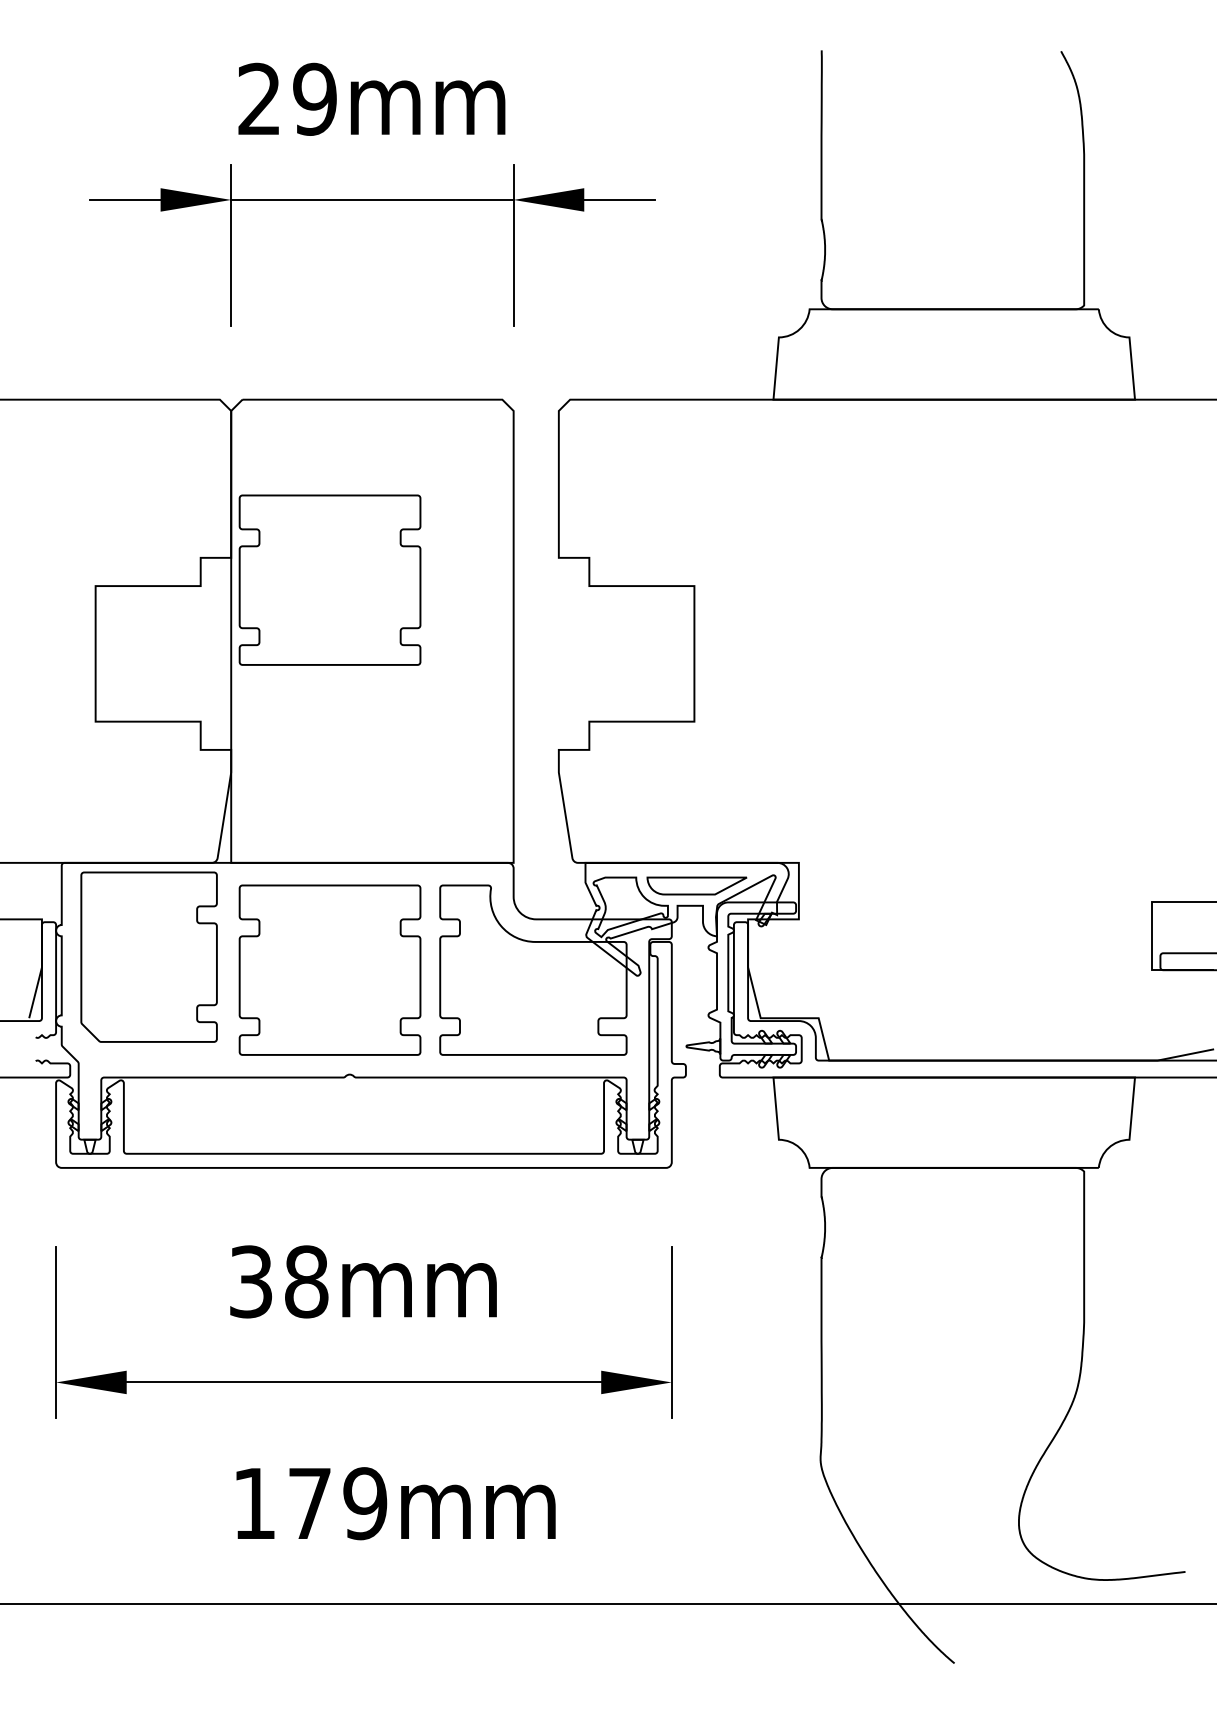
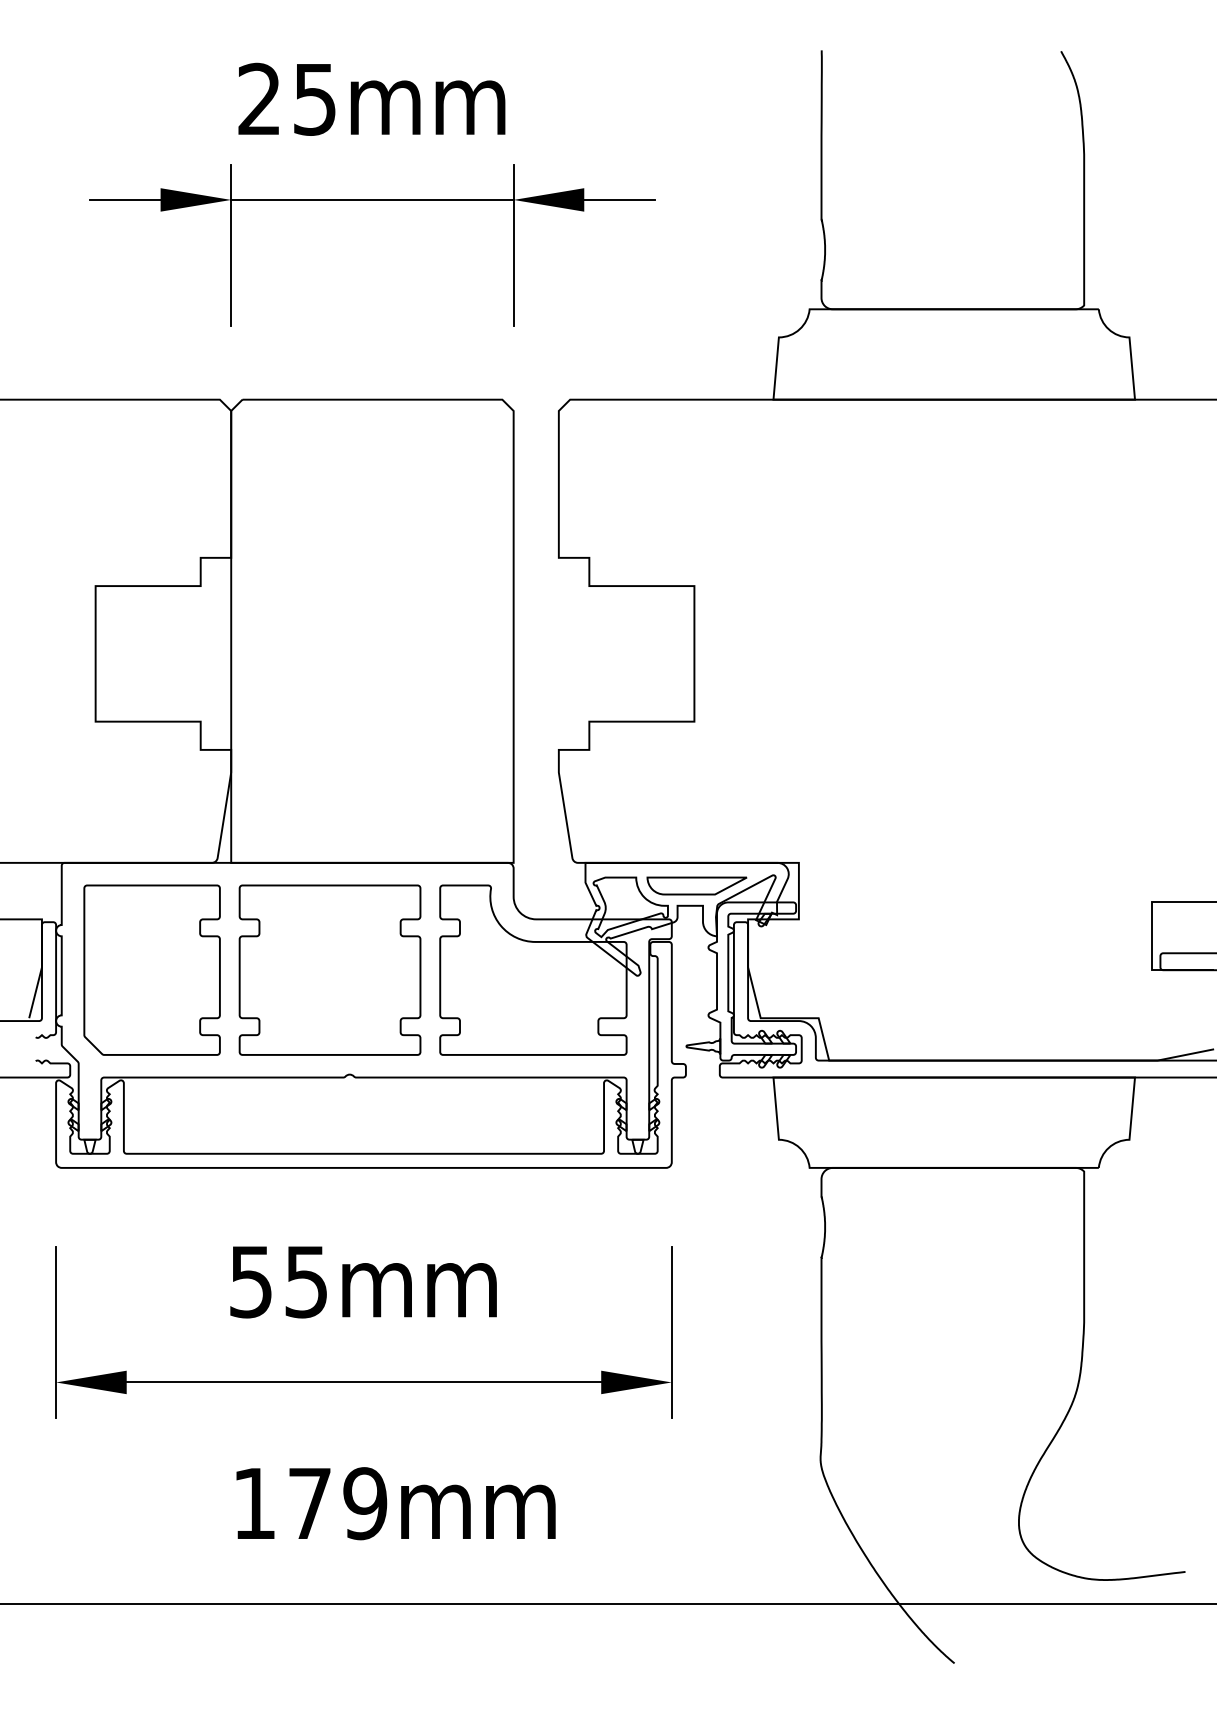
text: 29mm -> 25mm (314, 98)
part: present -> none (329, 579)
part position: (148, 956) -> (151, 969) (151, 969)
text: 38mm -> 55mm (279, 1281)
